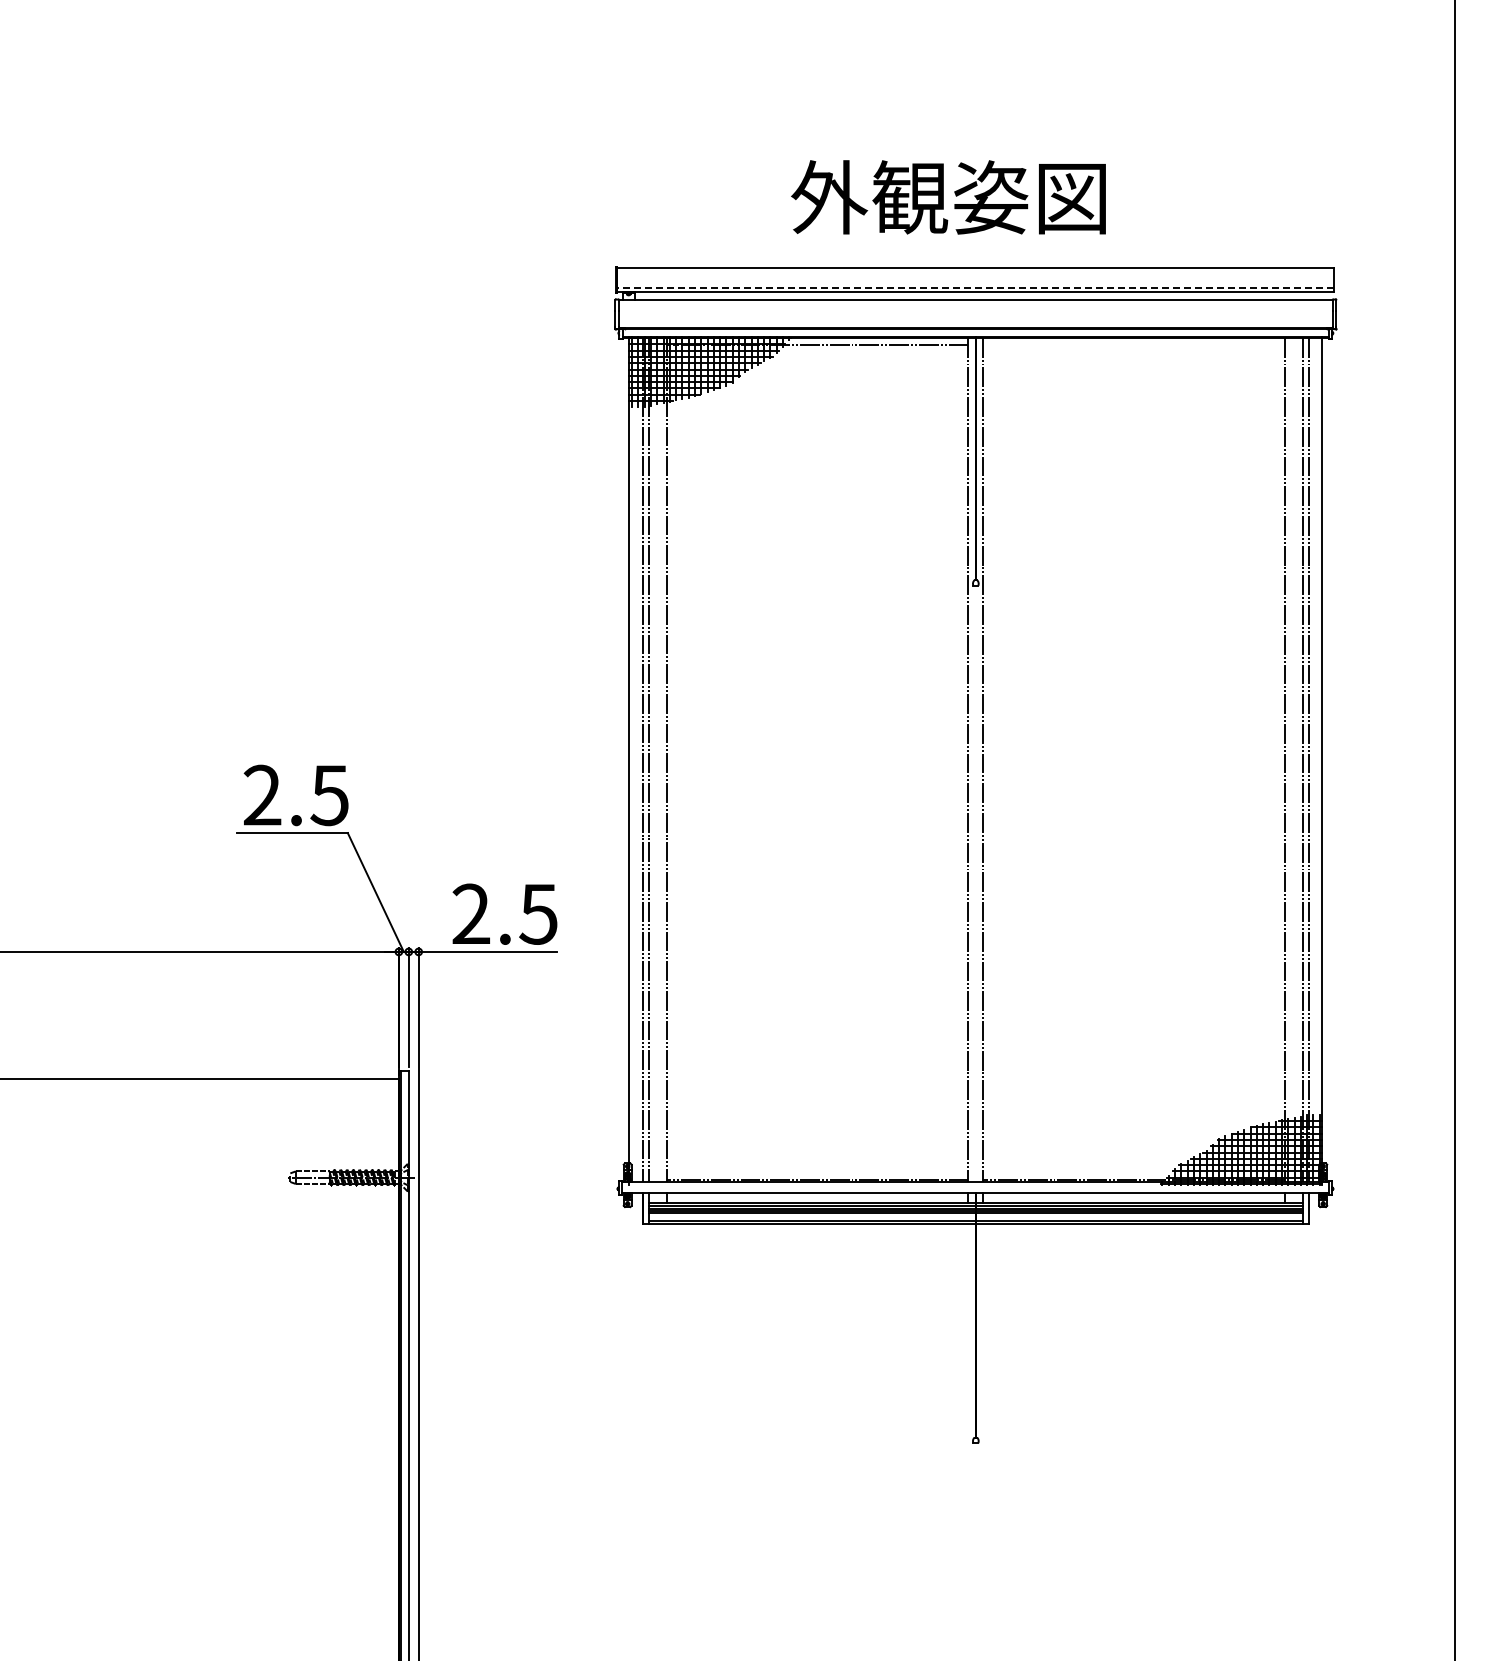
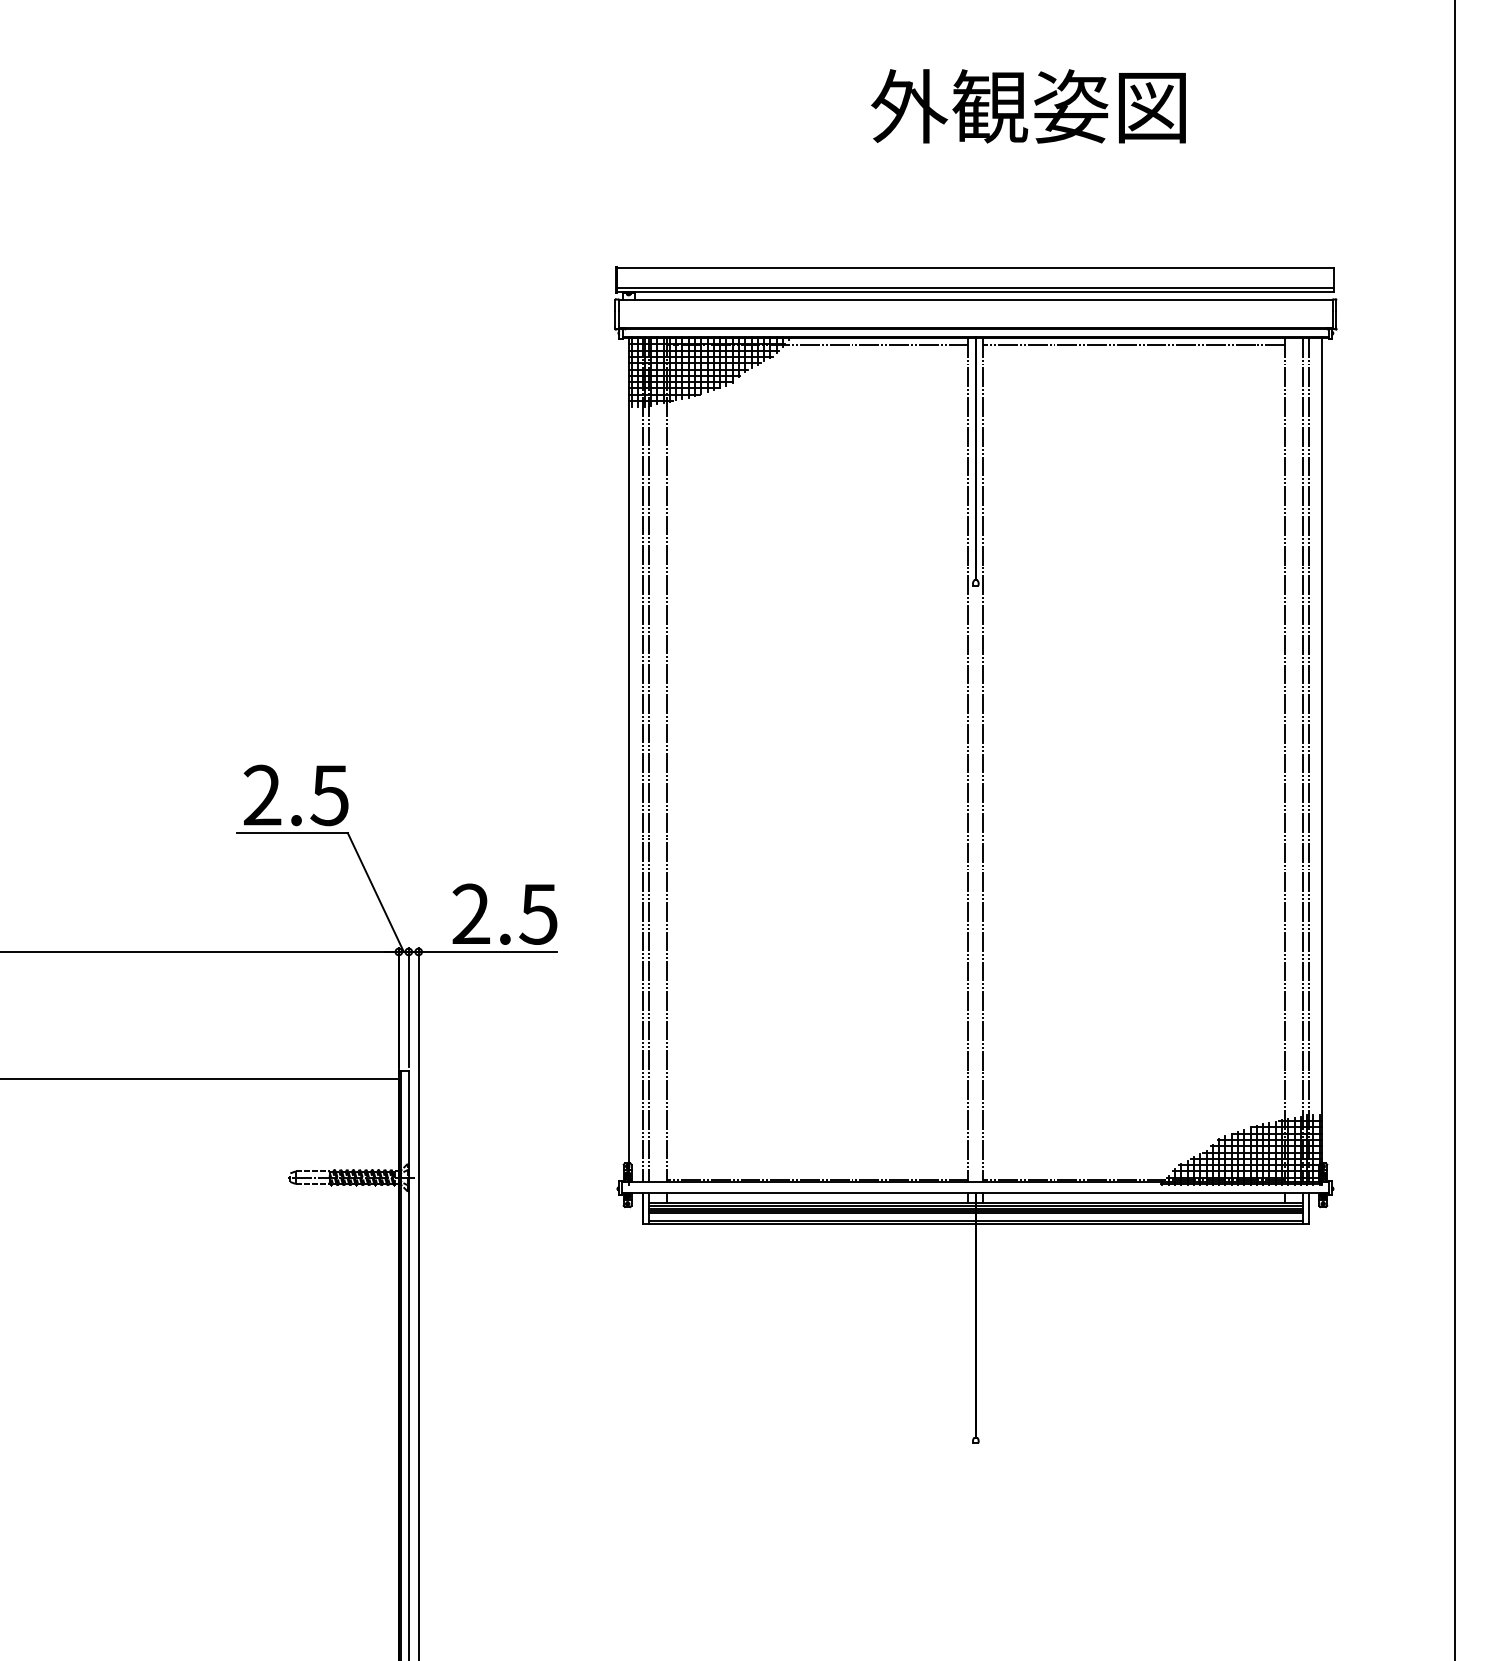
text position: (948, 197) -> (1028, 106) (1028, 106)
line: dashed -> solid (975, 287)
line: none -> present (1134, 345)
